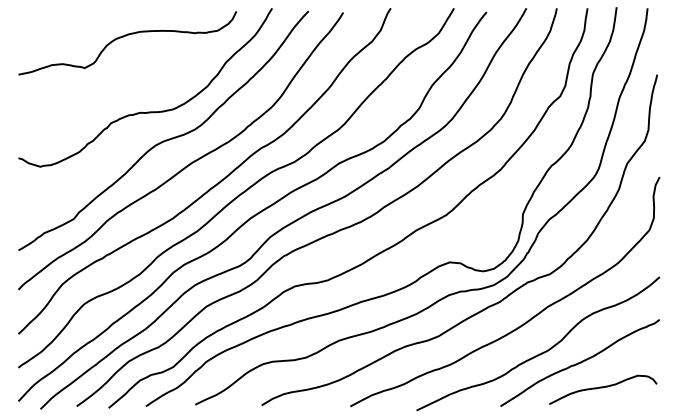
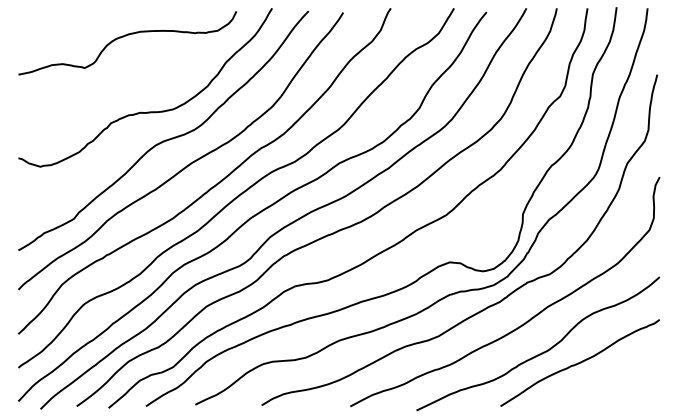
curve: present -> none (602, 388)
